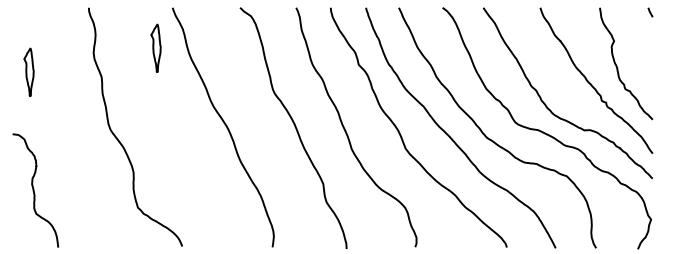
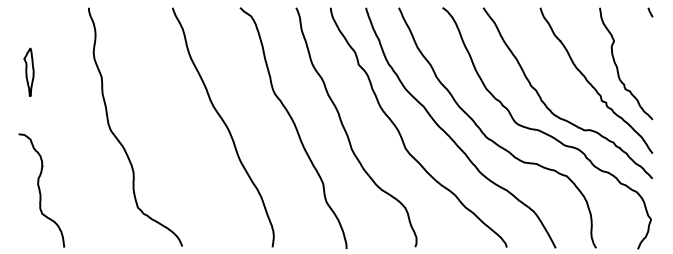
part: present -> none (155, 47)
curve position: (34, 190) -> (40, 190) (40, 190)
